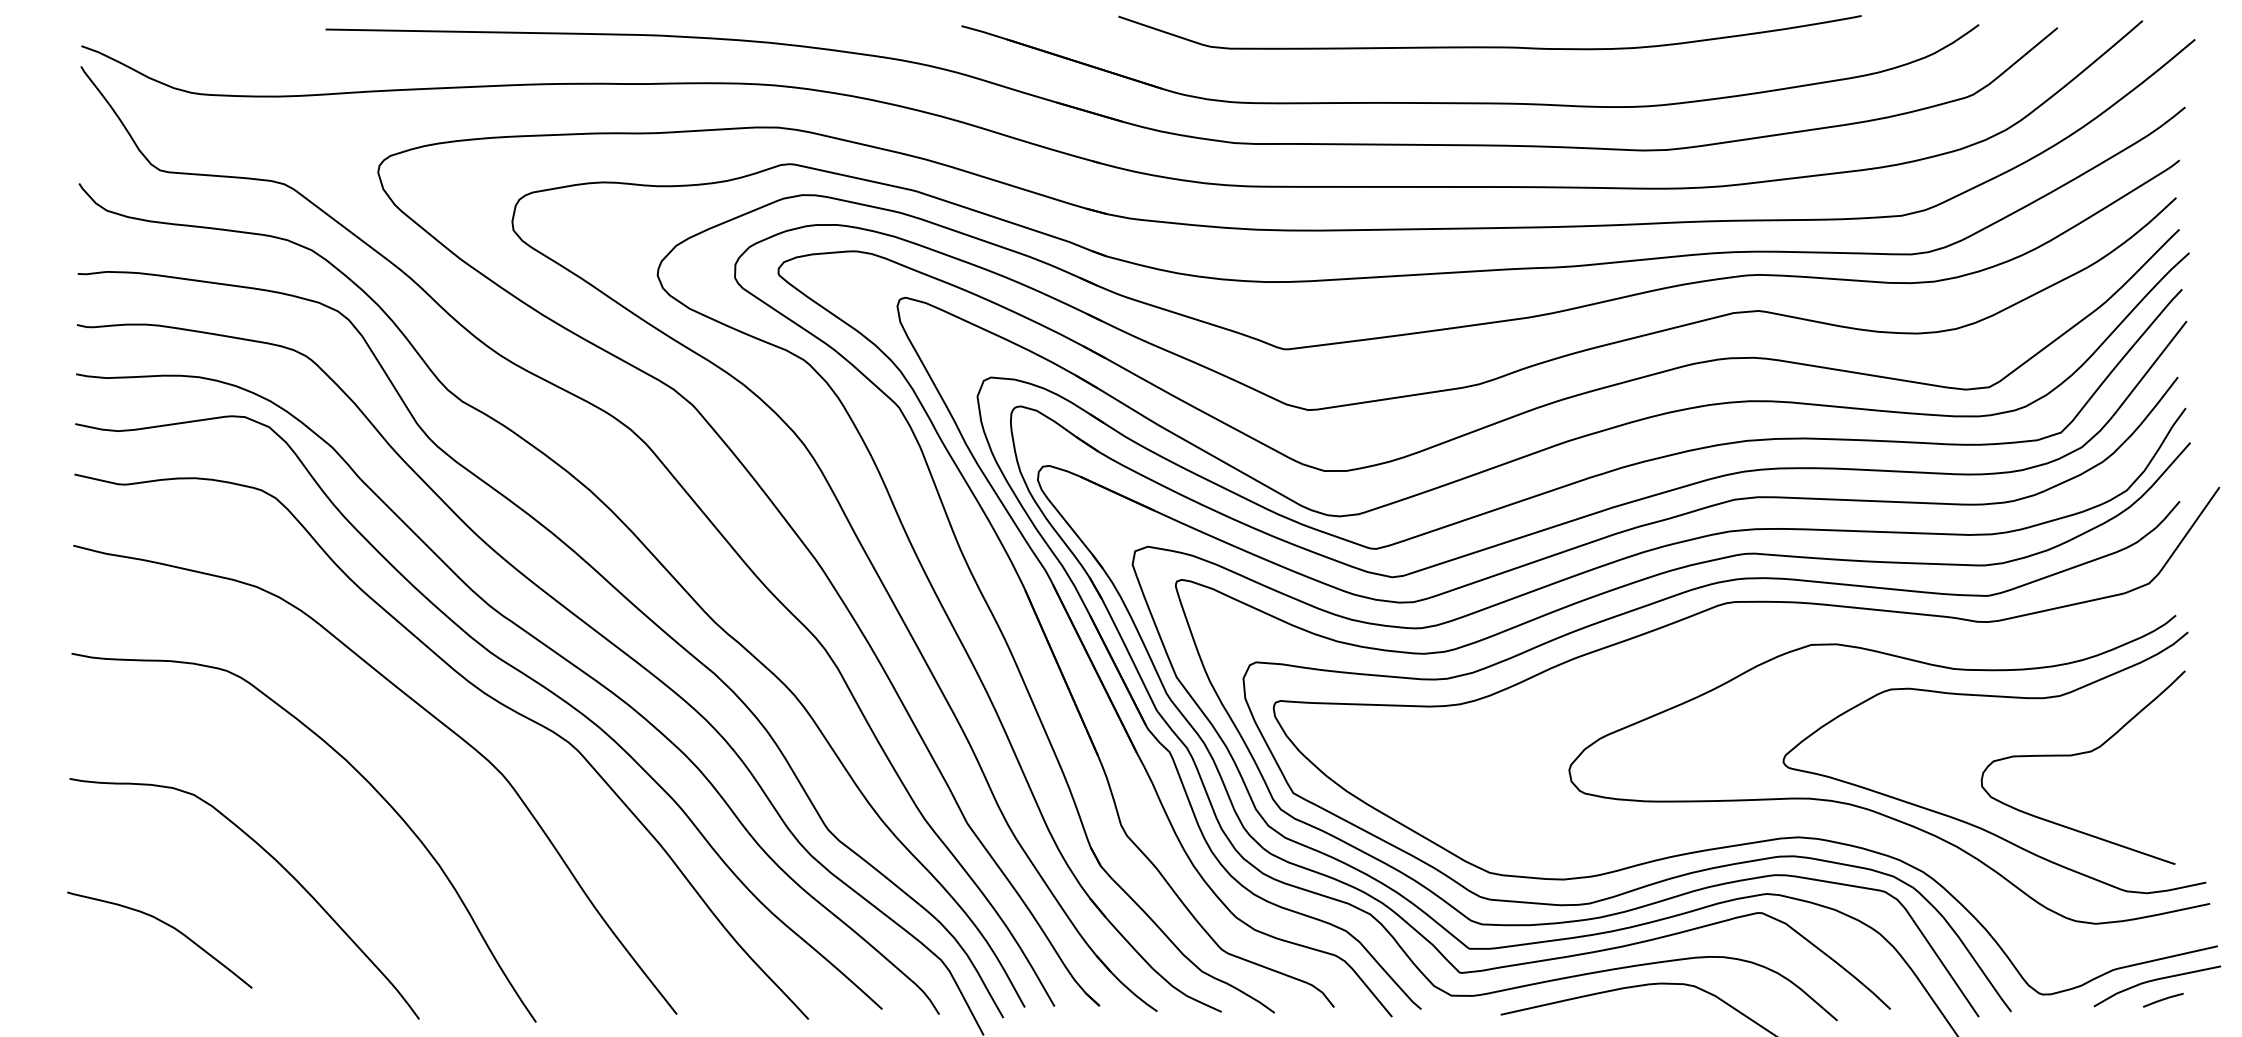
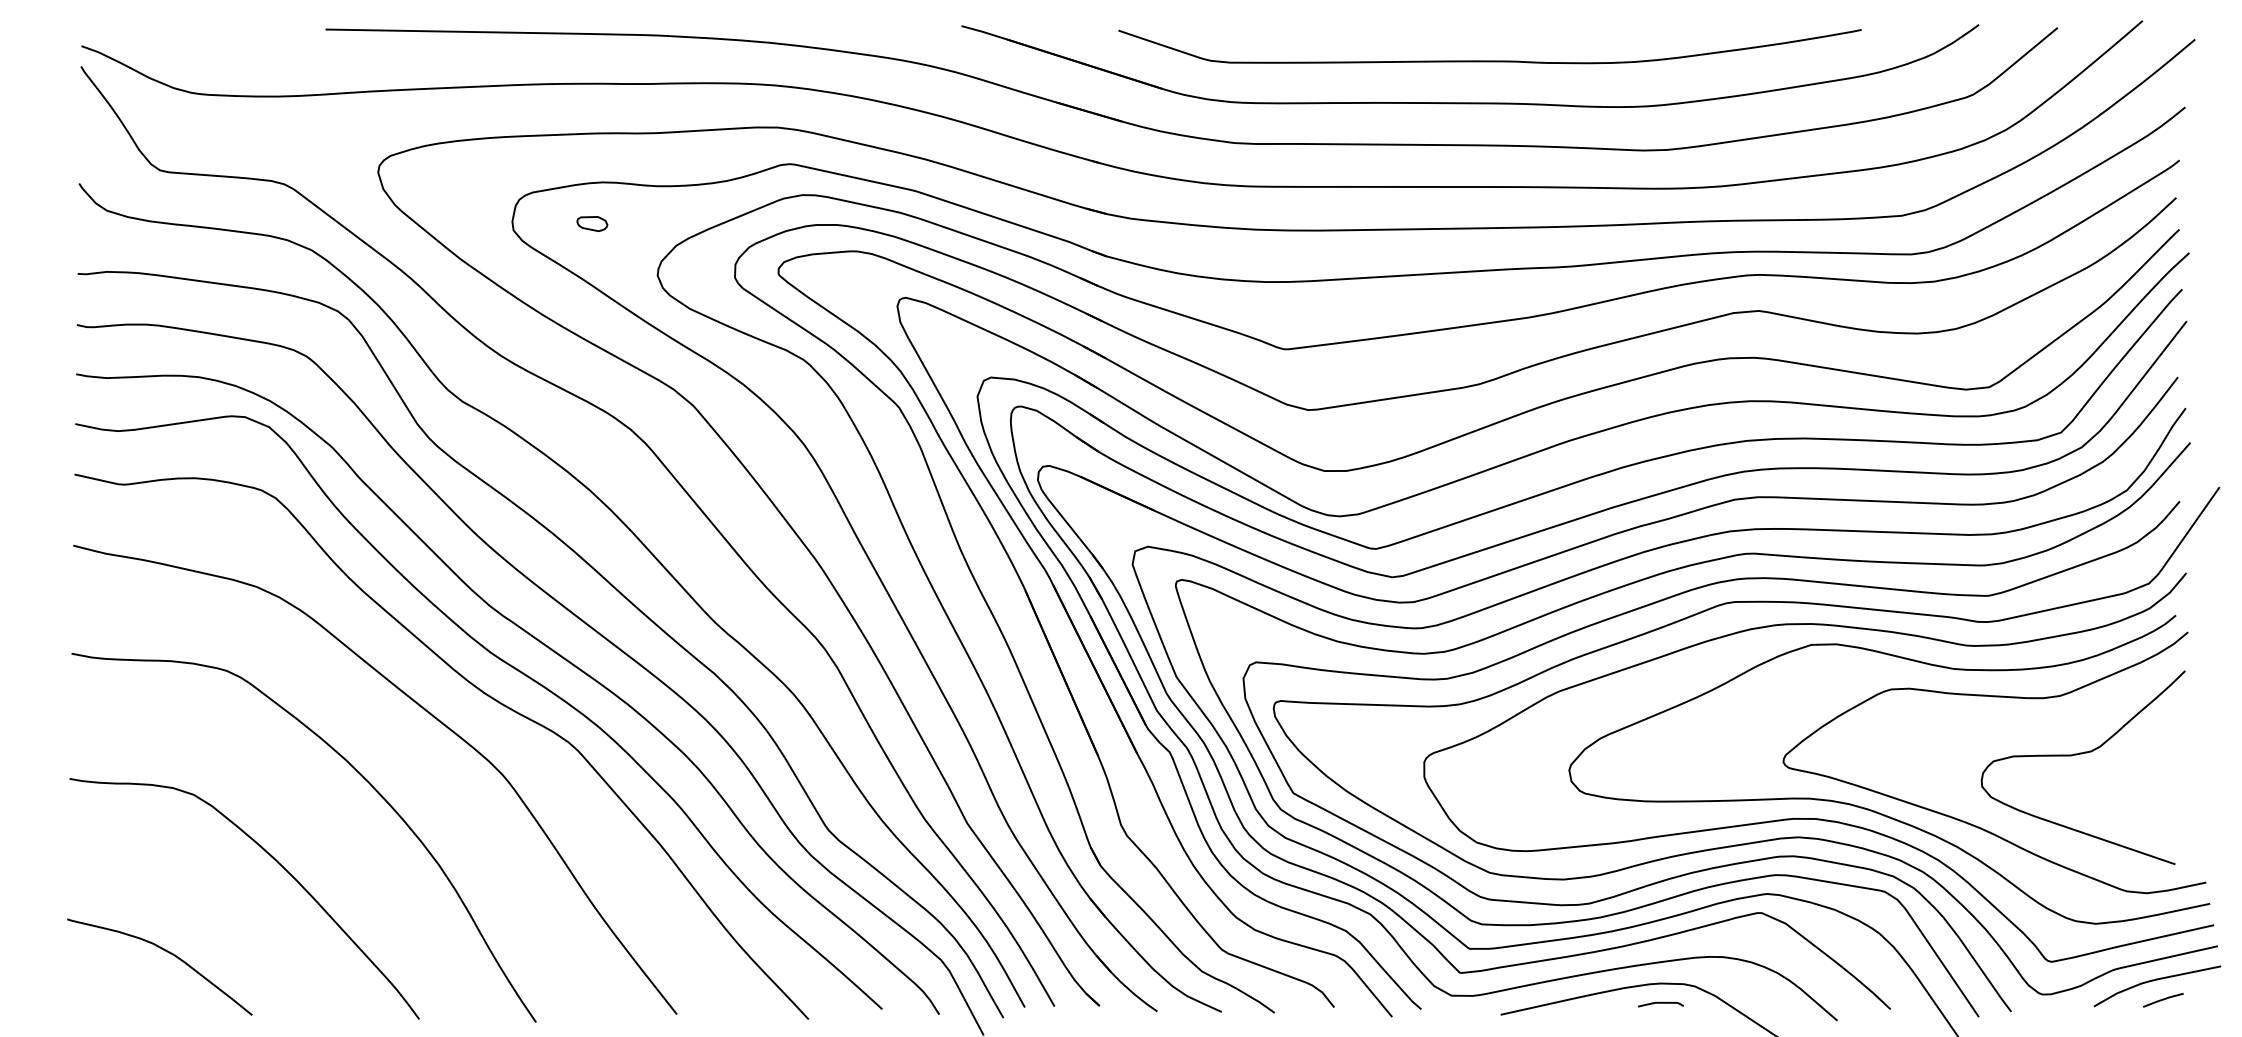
curve position: (1489, 46) -> (1489, 60) (1489, 60)
part: none -> present (592, 224)
curve: none -> present (1818, 818)
curve position: (167, 925) -> (167, 952) (167, 952)
curve: none -> present (1660, 1003)
